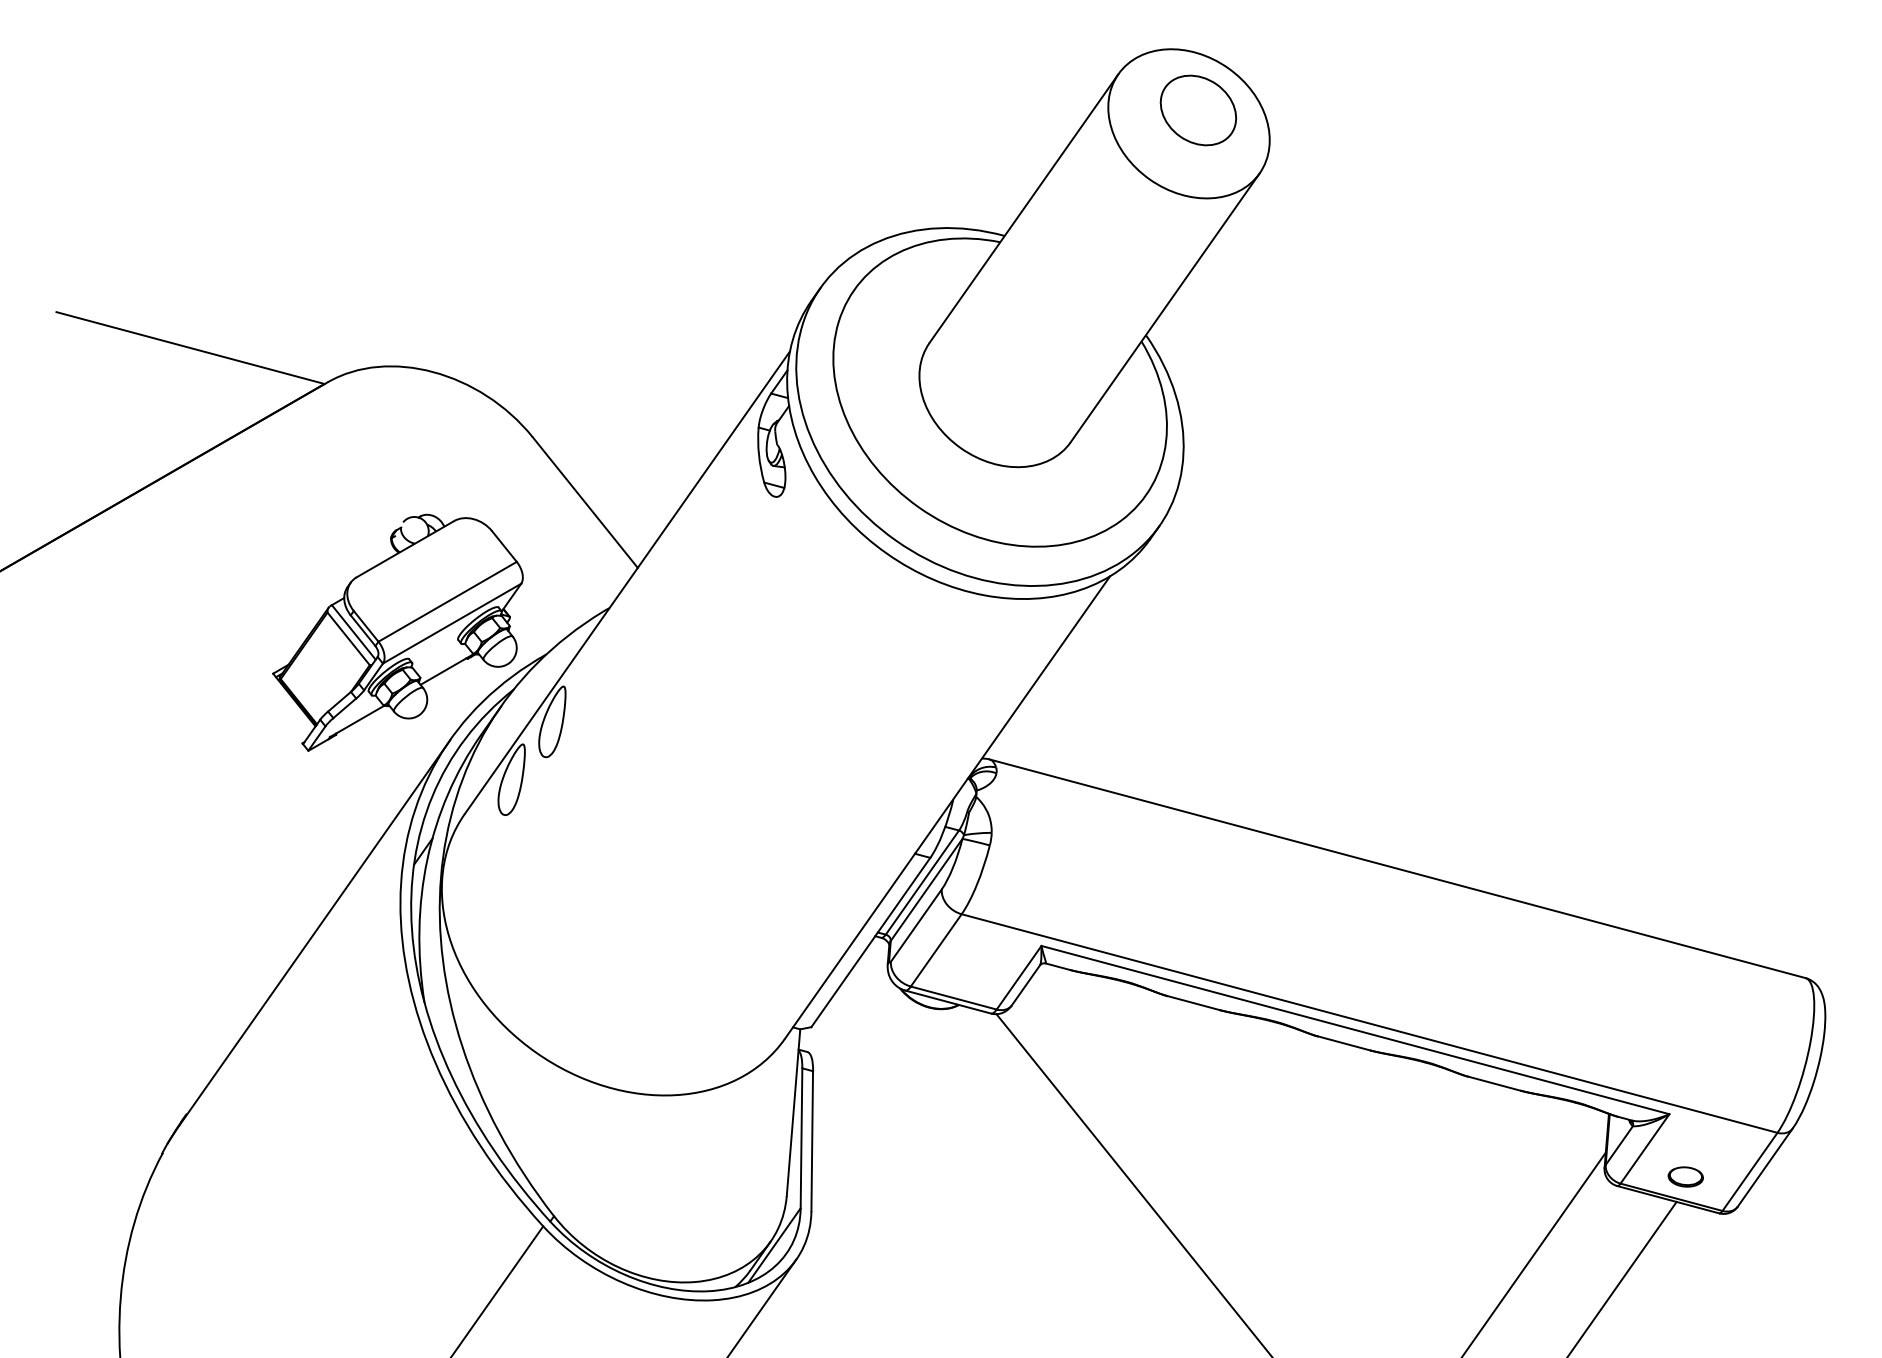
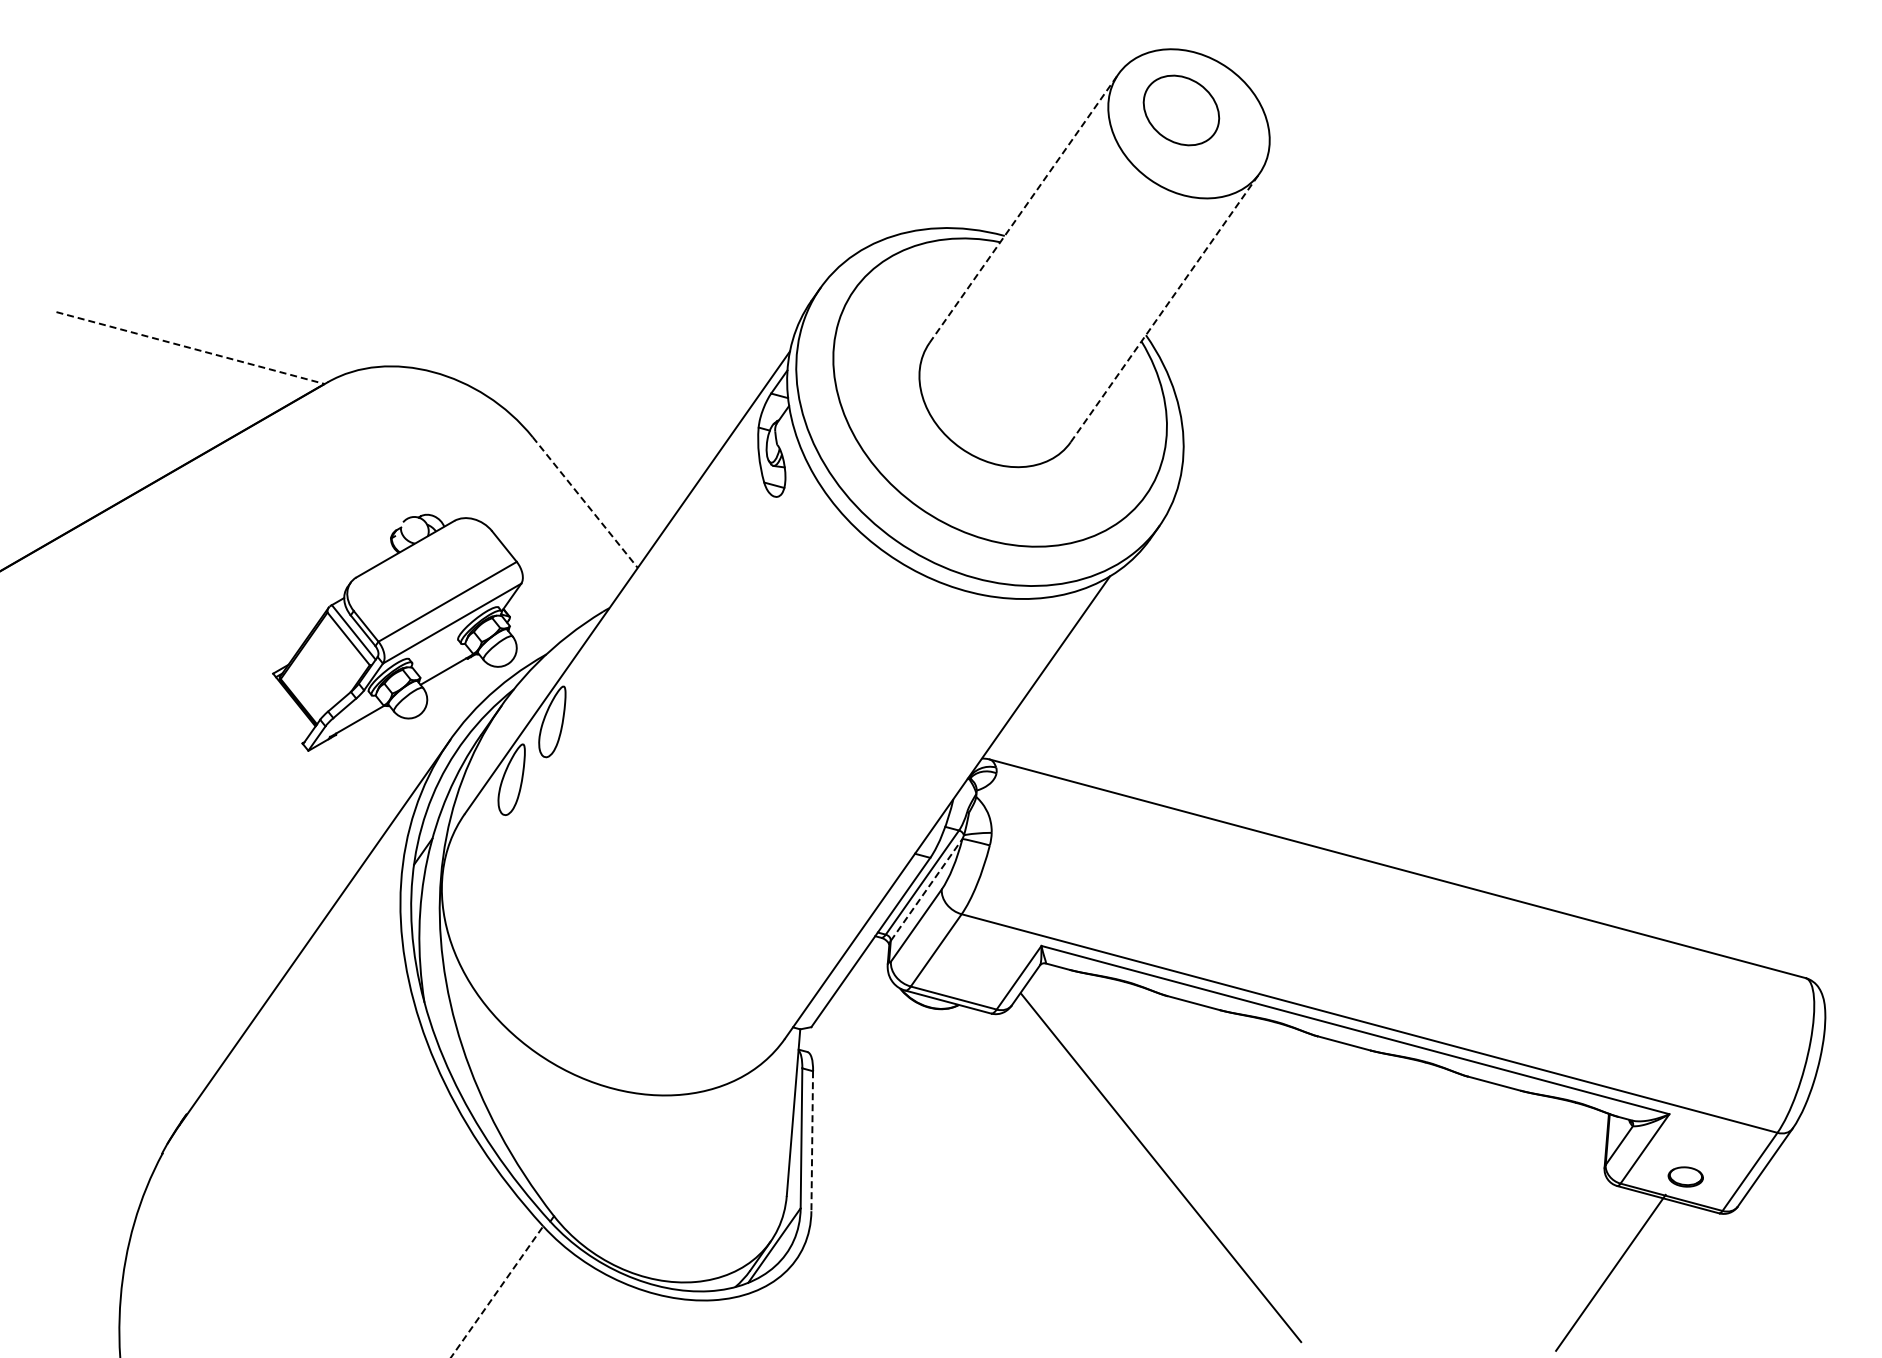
part position: (1198, 110) -> (1181, 110) (1181, 110)
line: solid -> dashed (1024, 208)
line: solid -> dashed (1165, 307)
line: solid -> dashed (190, 348)
line: solid -> dashed (585, 502)
line: solid -> dashed (926, 889)
line: solid -> dashed (812, 1141)
line position: (1132, 1184) -> (1161, 1168) (1161, 1168)
line: present -> none (1534, 1253)
line position: (1622, 1277) -> (1610, 1272) (1610, 1272)
line: solid -> dashed (497, 1291)
line: present -> none (762, 1306)
